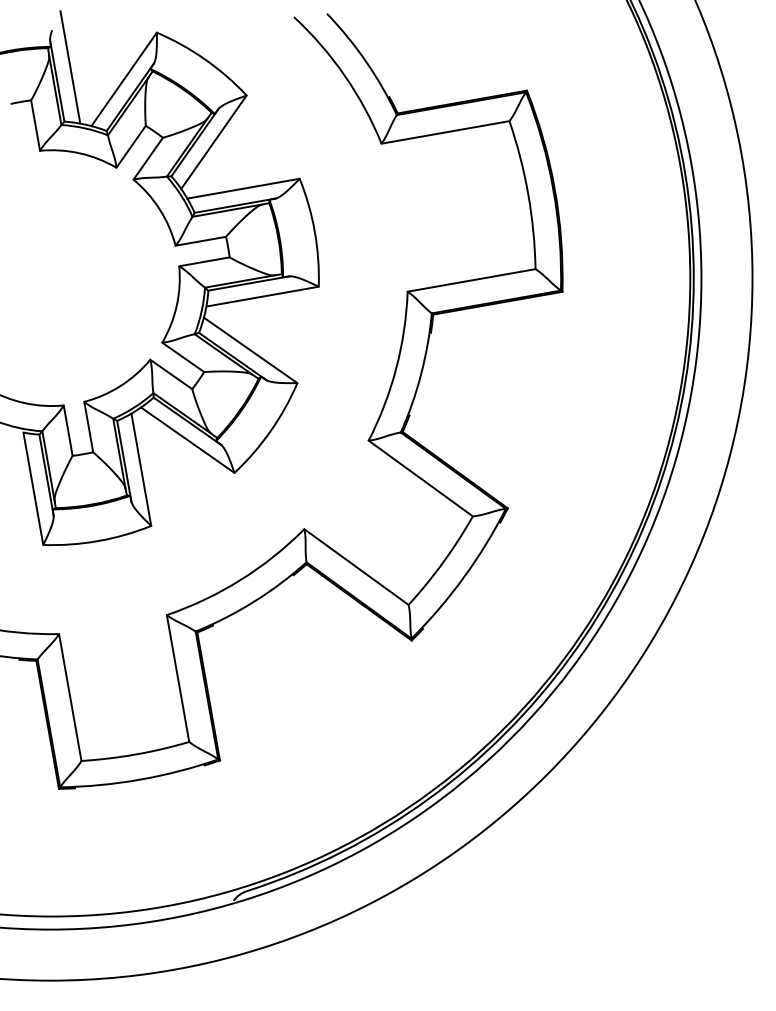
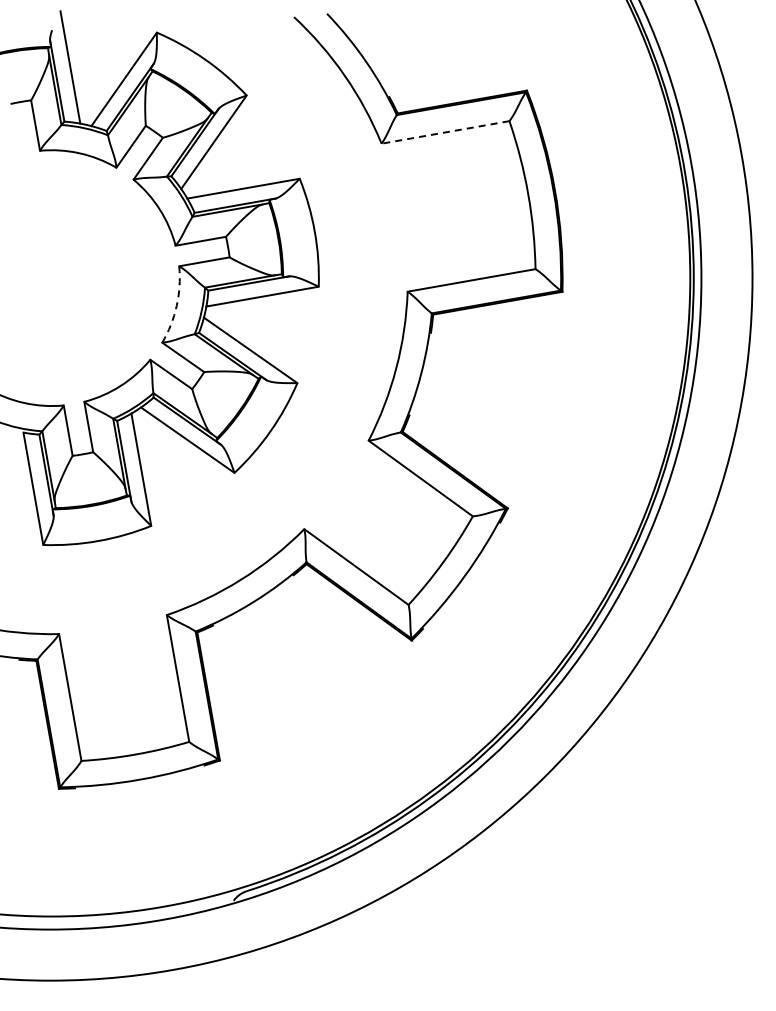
line: solid -> dashed (445, 132)
arc: solid -> dashed (176, 305)
